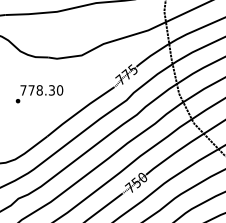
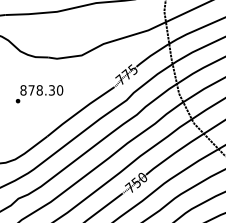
text: 778.30 -> 878.30 (23, 90)
